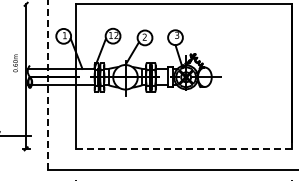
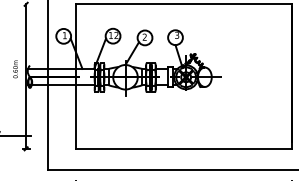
text position: (15, 63) -> (15, 69) (15, 69)
line: dashed -> solid (48, 84)
line: dashed -> solid (183, 148)
